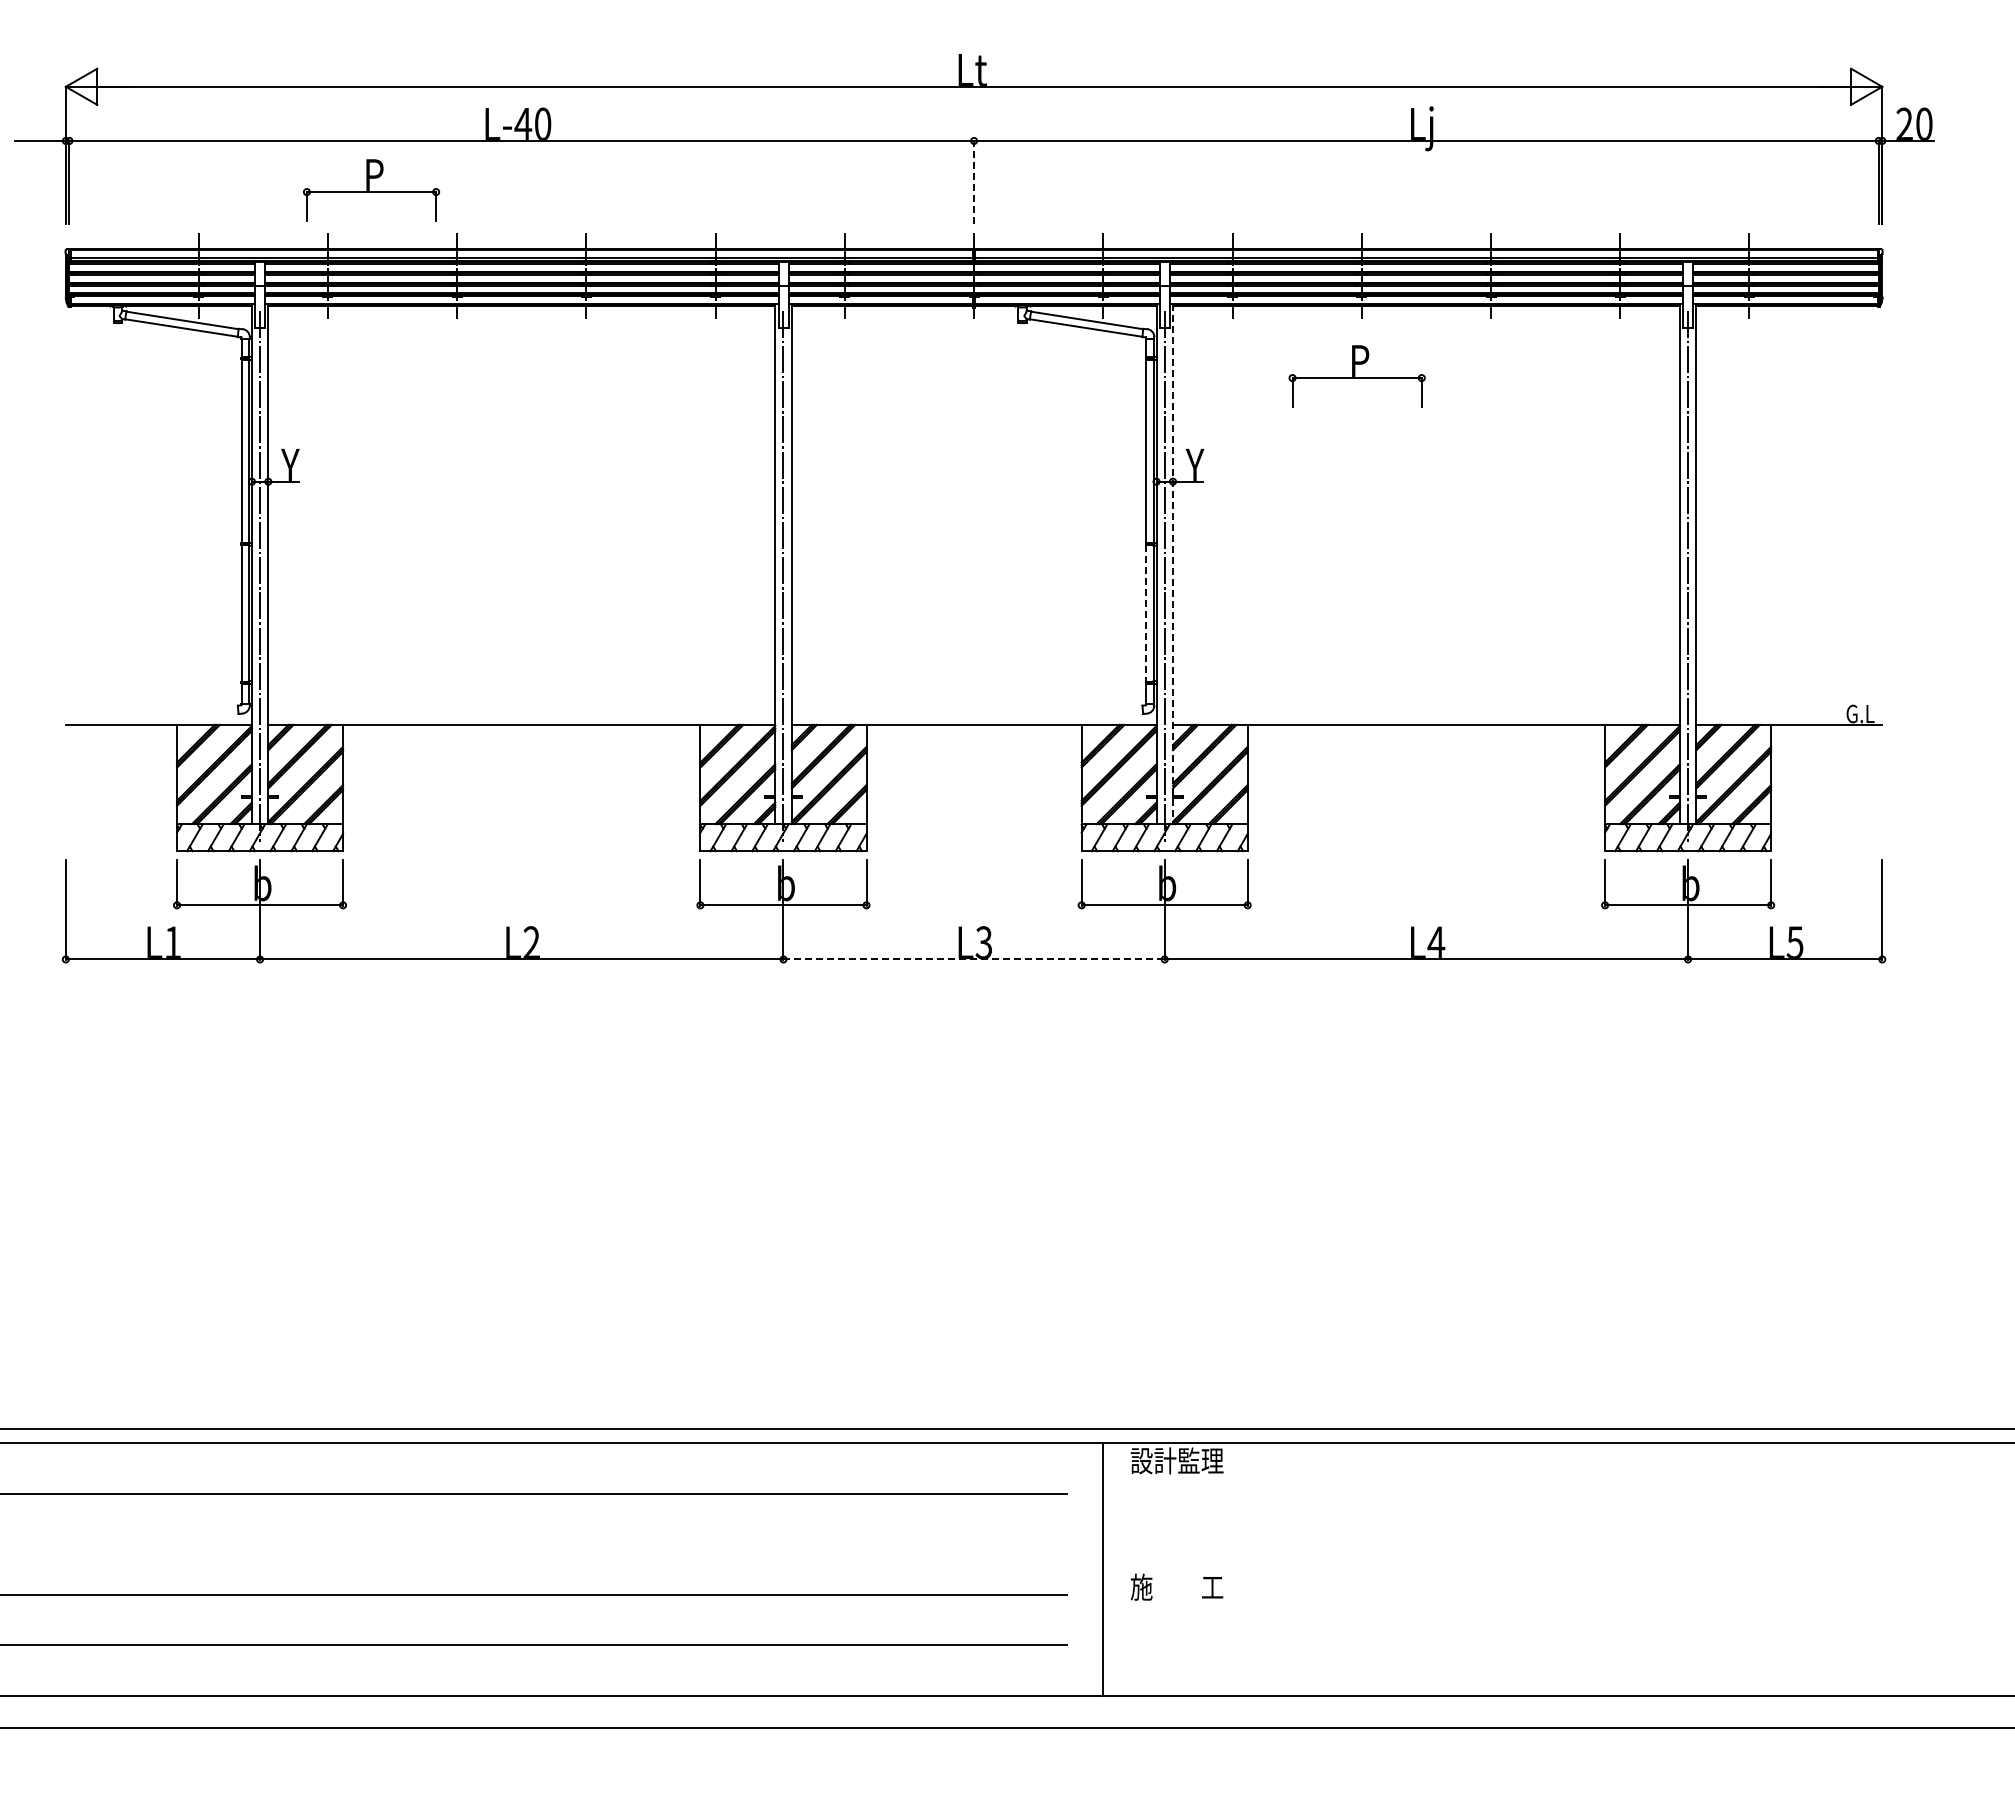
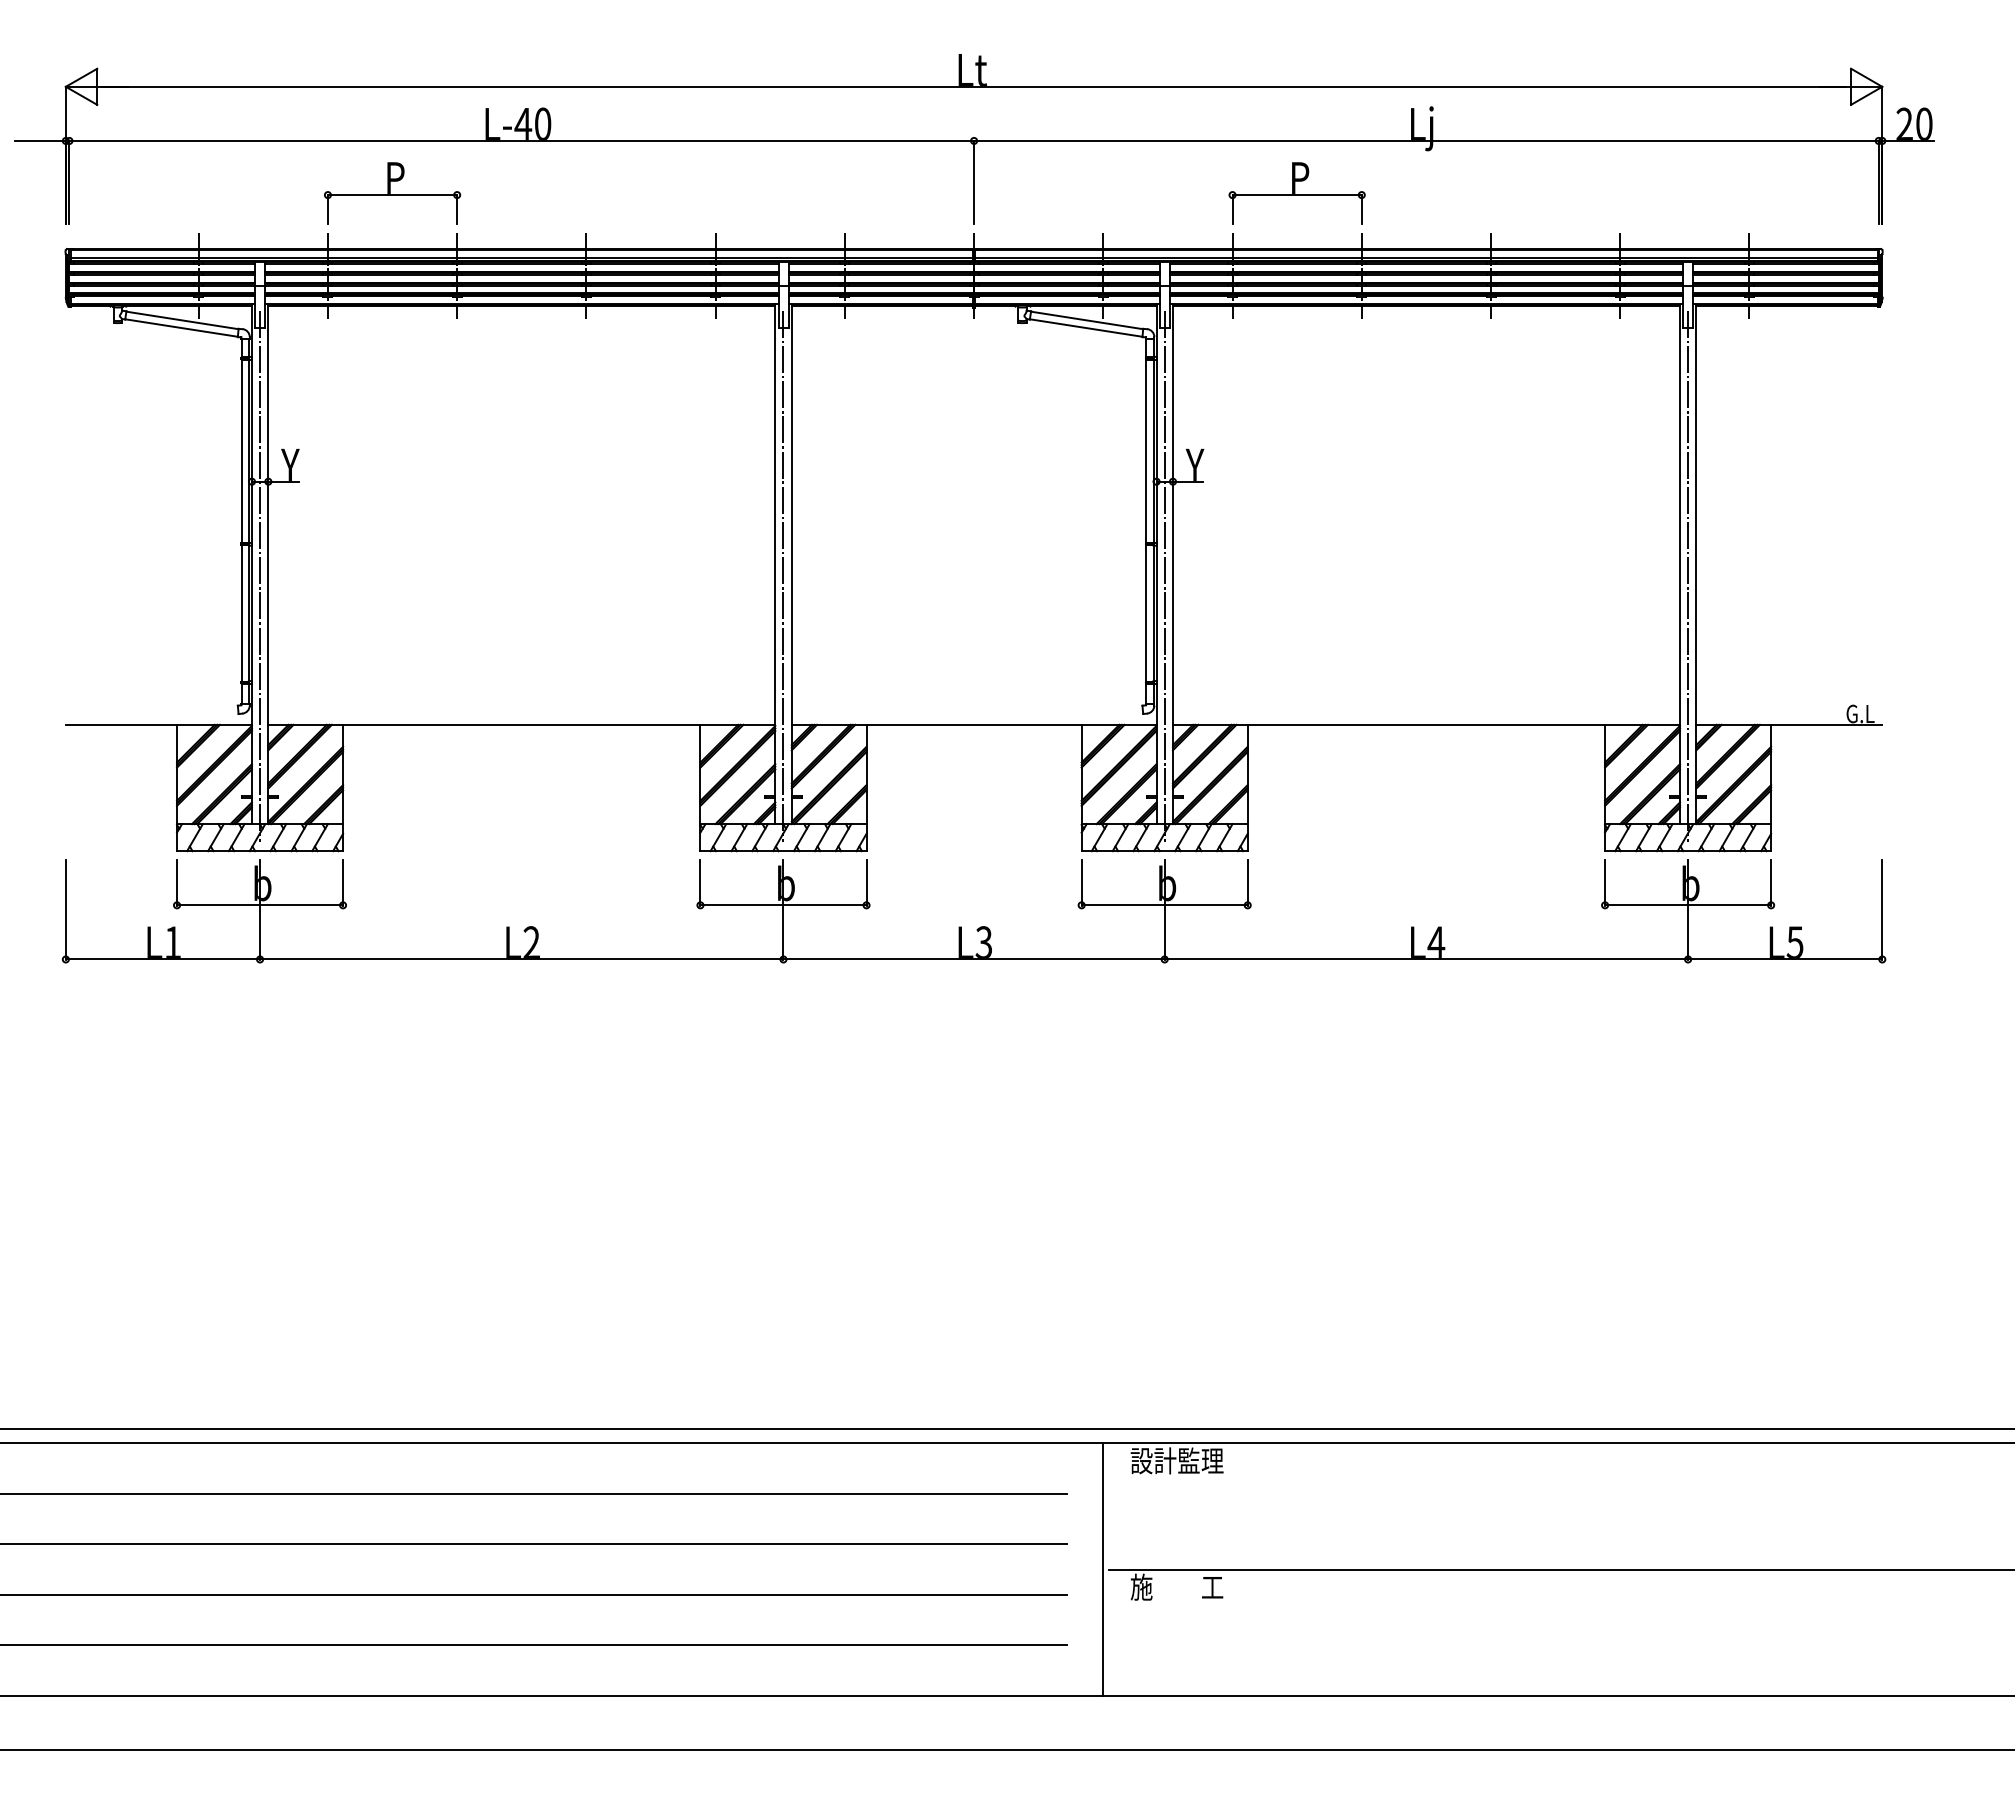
line: dashed -> solid (974, 182)
part position: (371, 190) -> (392, 193) (392, 193)
part position: (1356, 376) -> (1296, 193) (1296, 193)
line: dashed -> solid (1172, 564)
line: dashed -> solid (1146, 613)
line: dashed -> solid (974, 959)
line: none -> present (534, 1544)
line: none -> present (1559, 1569)
line position: (1006, 1728) -> (1006, 1750) (1006, 1750)
